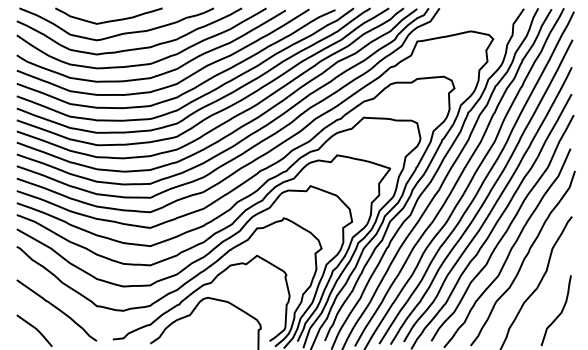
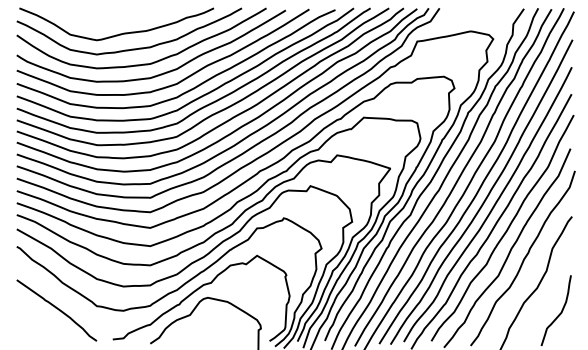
curve: present -> none (108, 20)
curve: present -> none (35, 329)
